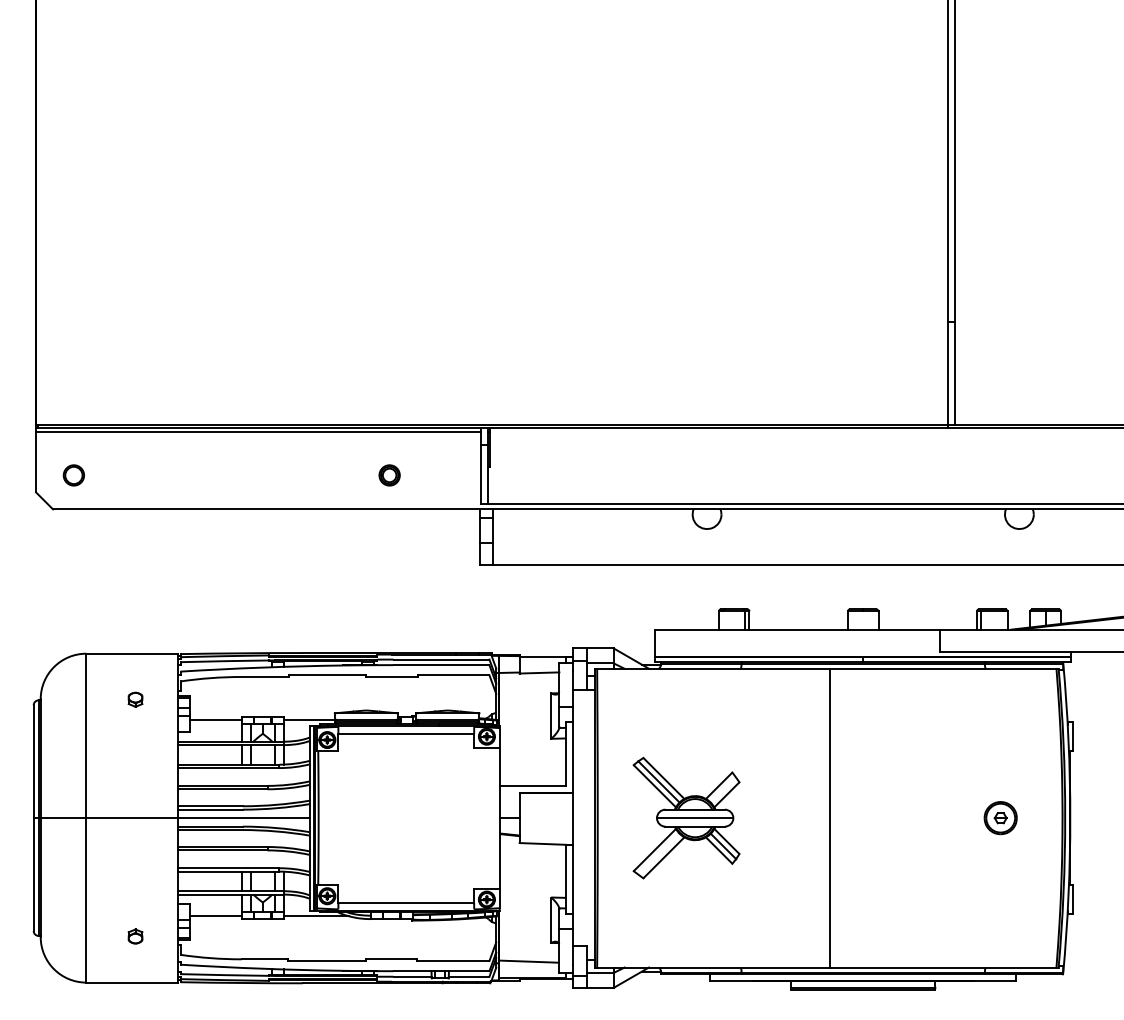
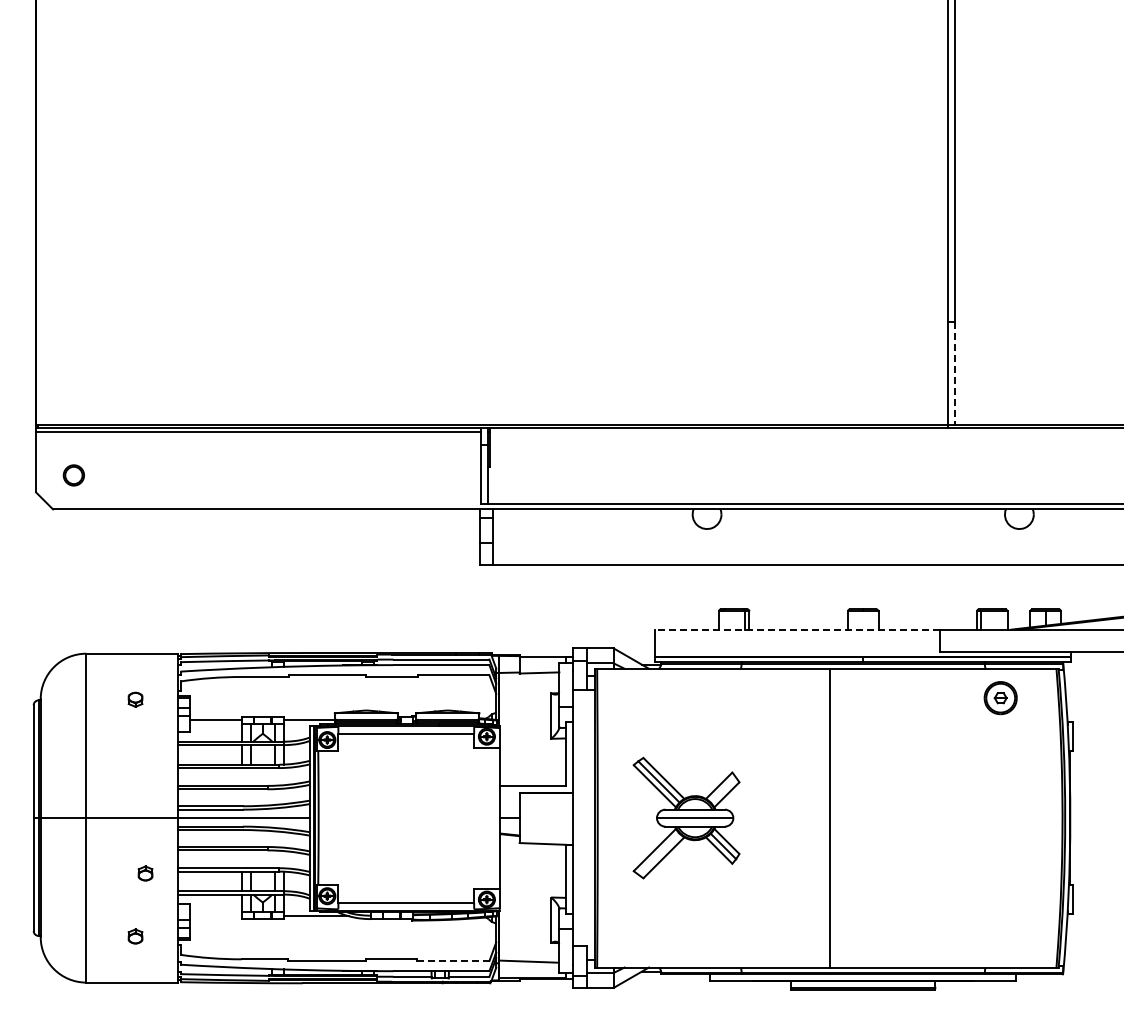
line: solid -> dashed (954, 373)
part: present -> none (389, 475)
line: solid -> dashed (797, 629)
part position: (1000, 818) -> (1000, 698) (1000, 698)
part: none -> present (145, 873)
line: present -> none (215, 916)
line: solid -> dashed (453, 961)
